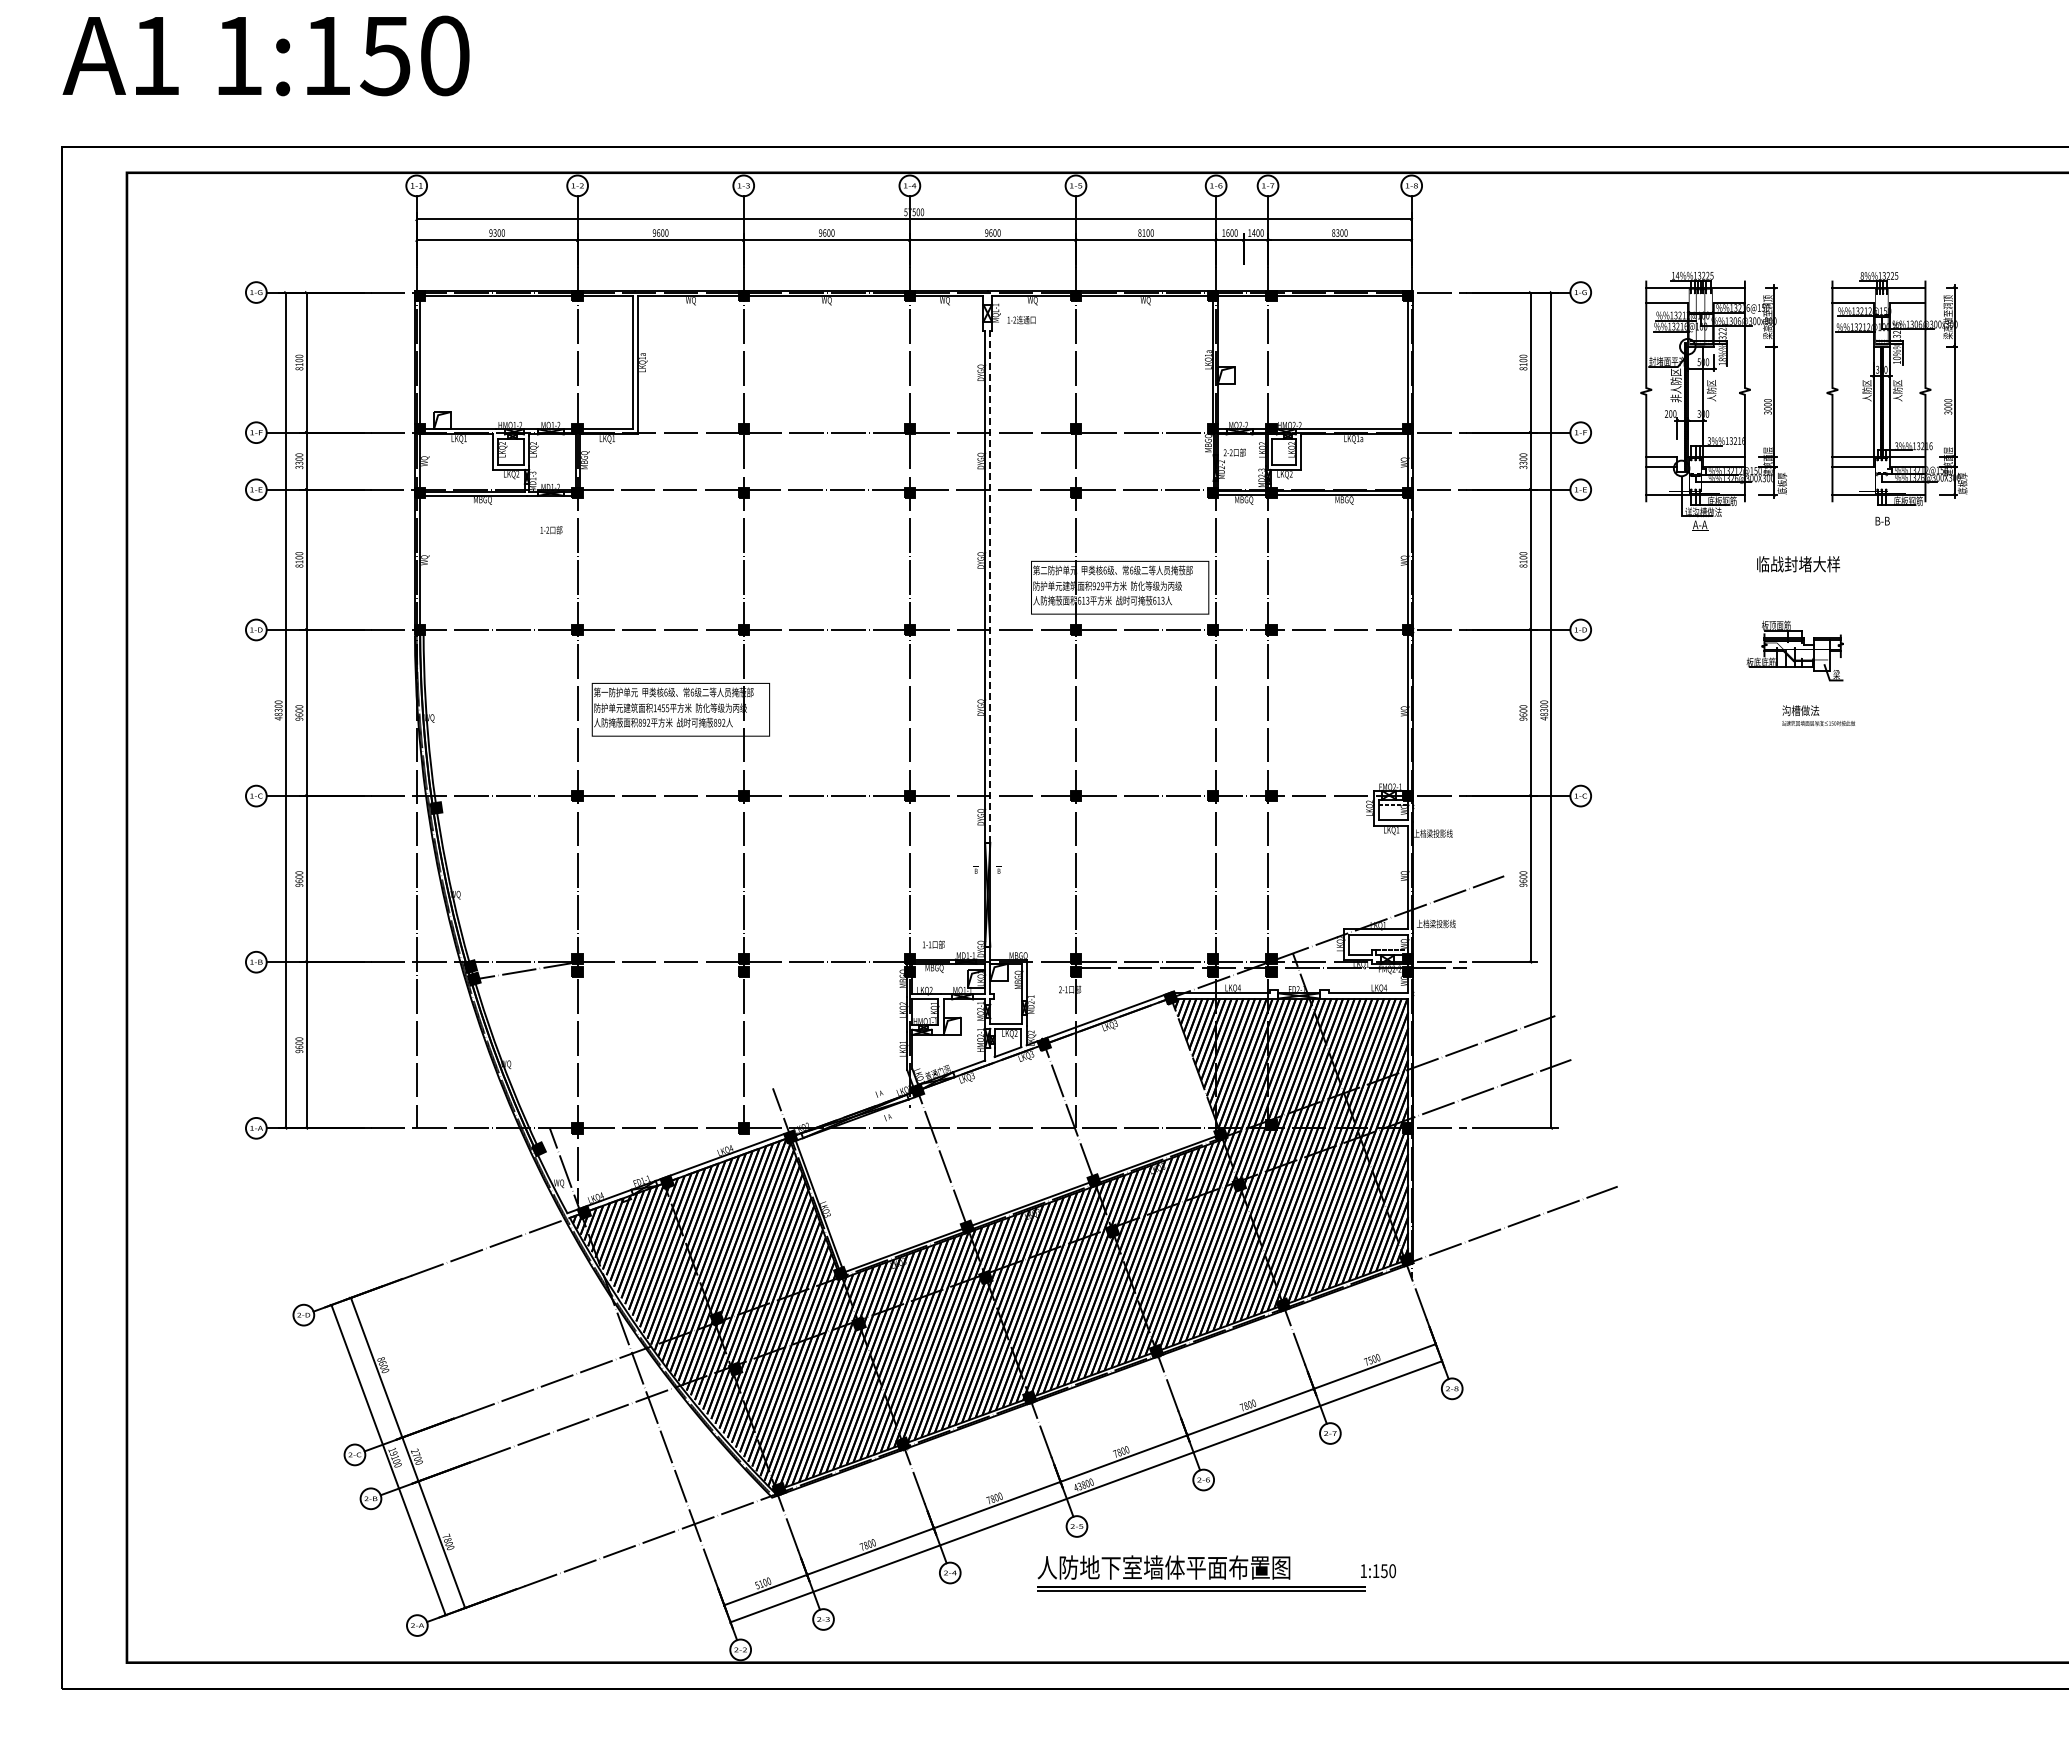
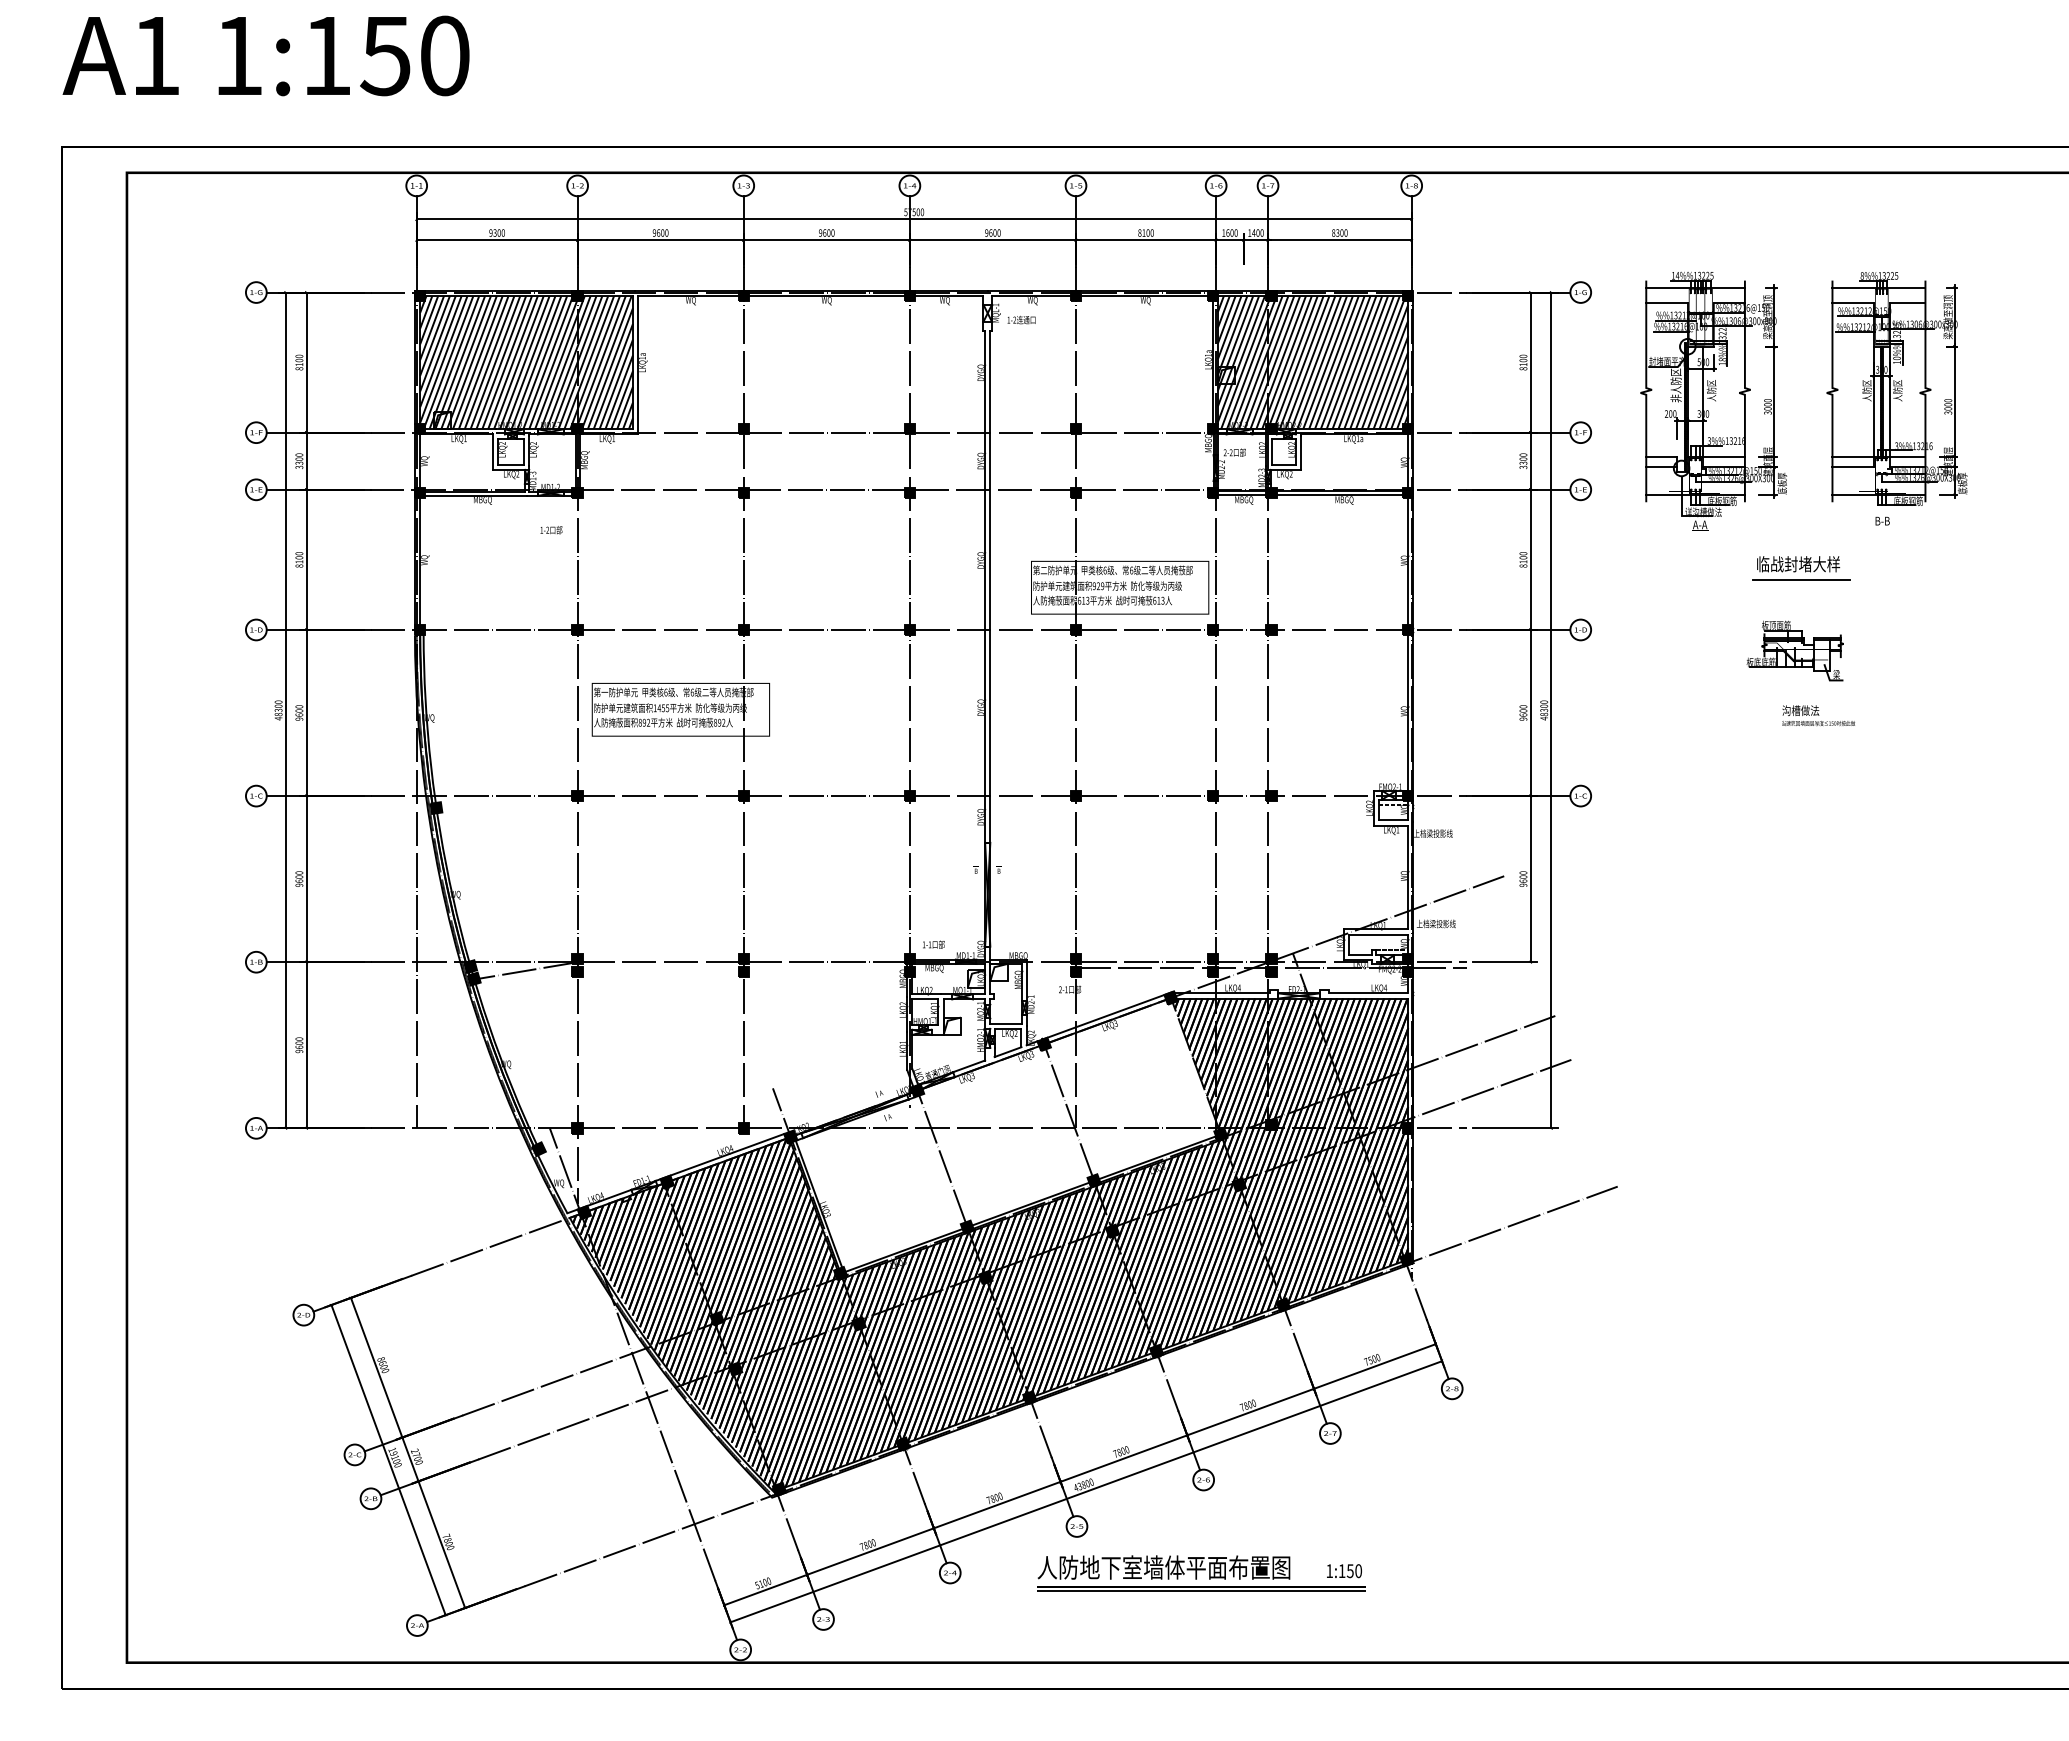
hatch: none -> present (526, 362)
hatch: none -> present (1312, 362)
line: none -> present (1801, 579)
line: dashed -> solid (990, 586)
text position: (1378, 1571) -> (1344, 1571) (1344, 1571)
